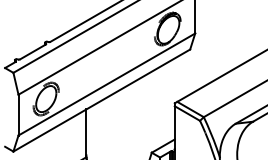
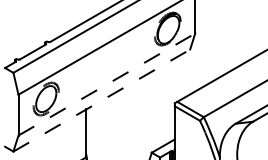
line: solid -> dashed (107, 84)
line: solid -> dashed (102, 100)
